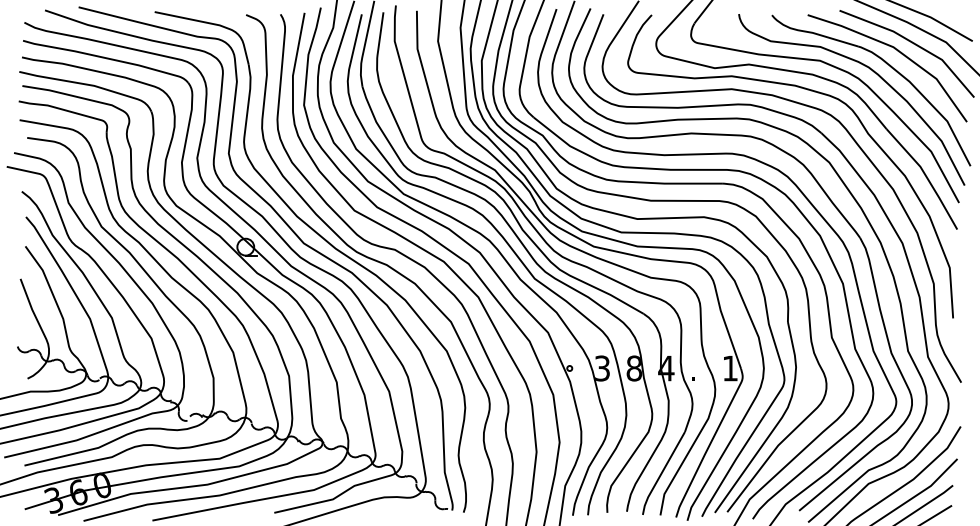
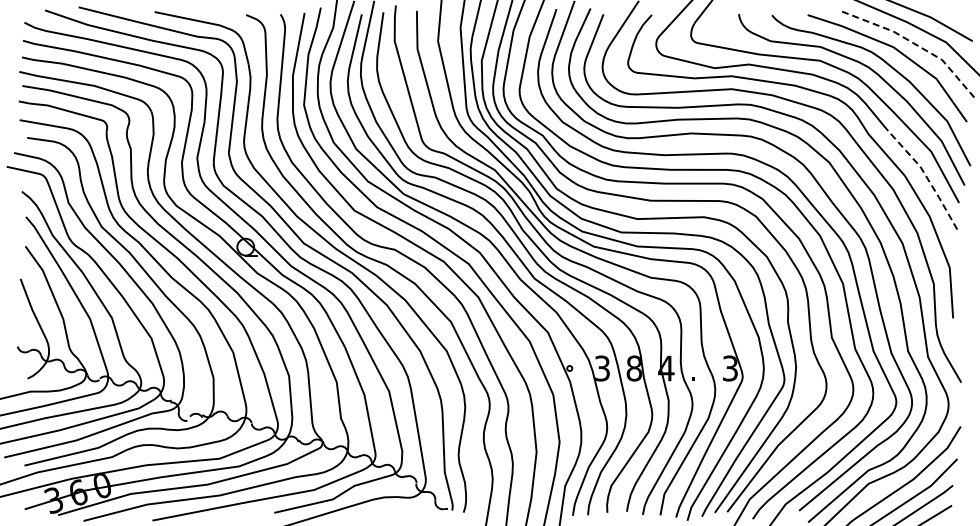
line: solid -> dashed (913, 43)
line: solid -> dashed (925, 175)
text: 1 -> 3 (730, 368)
